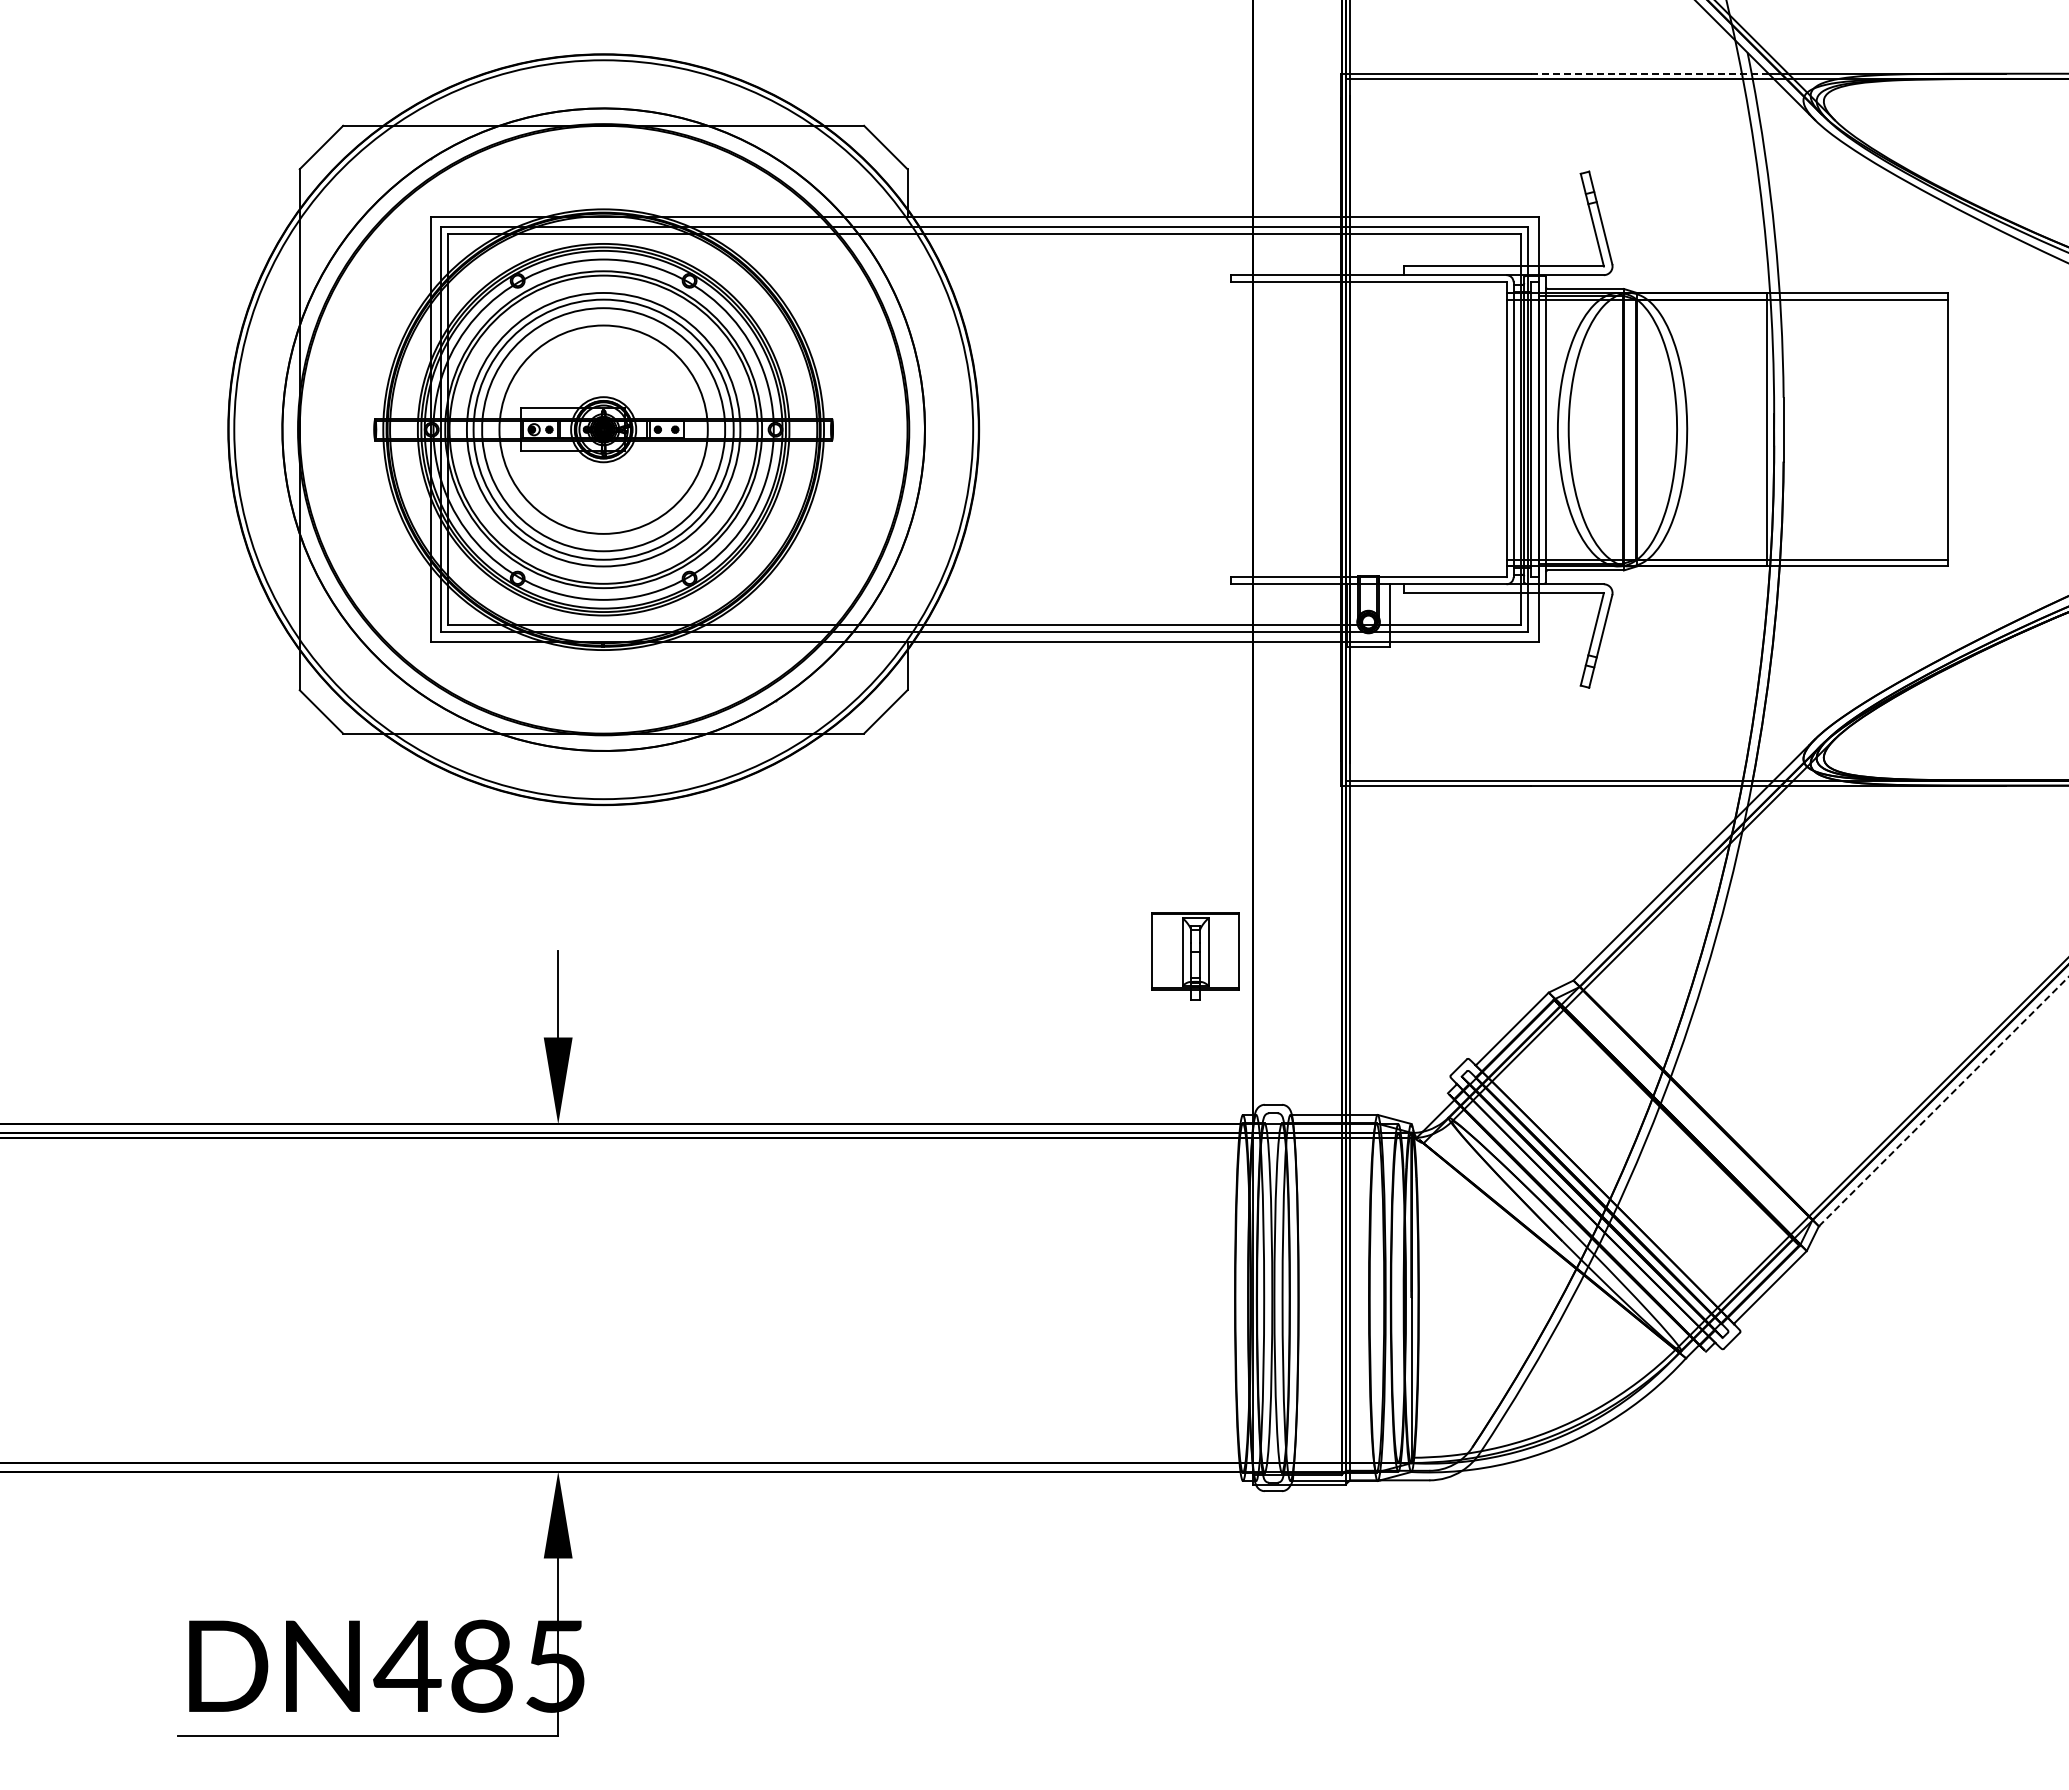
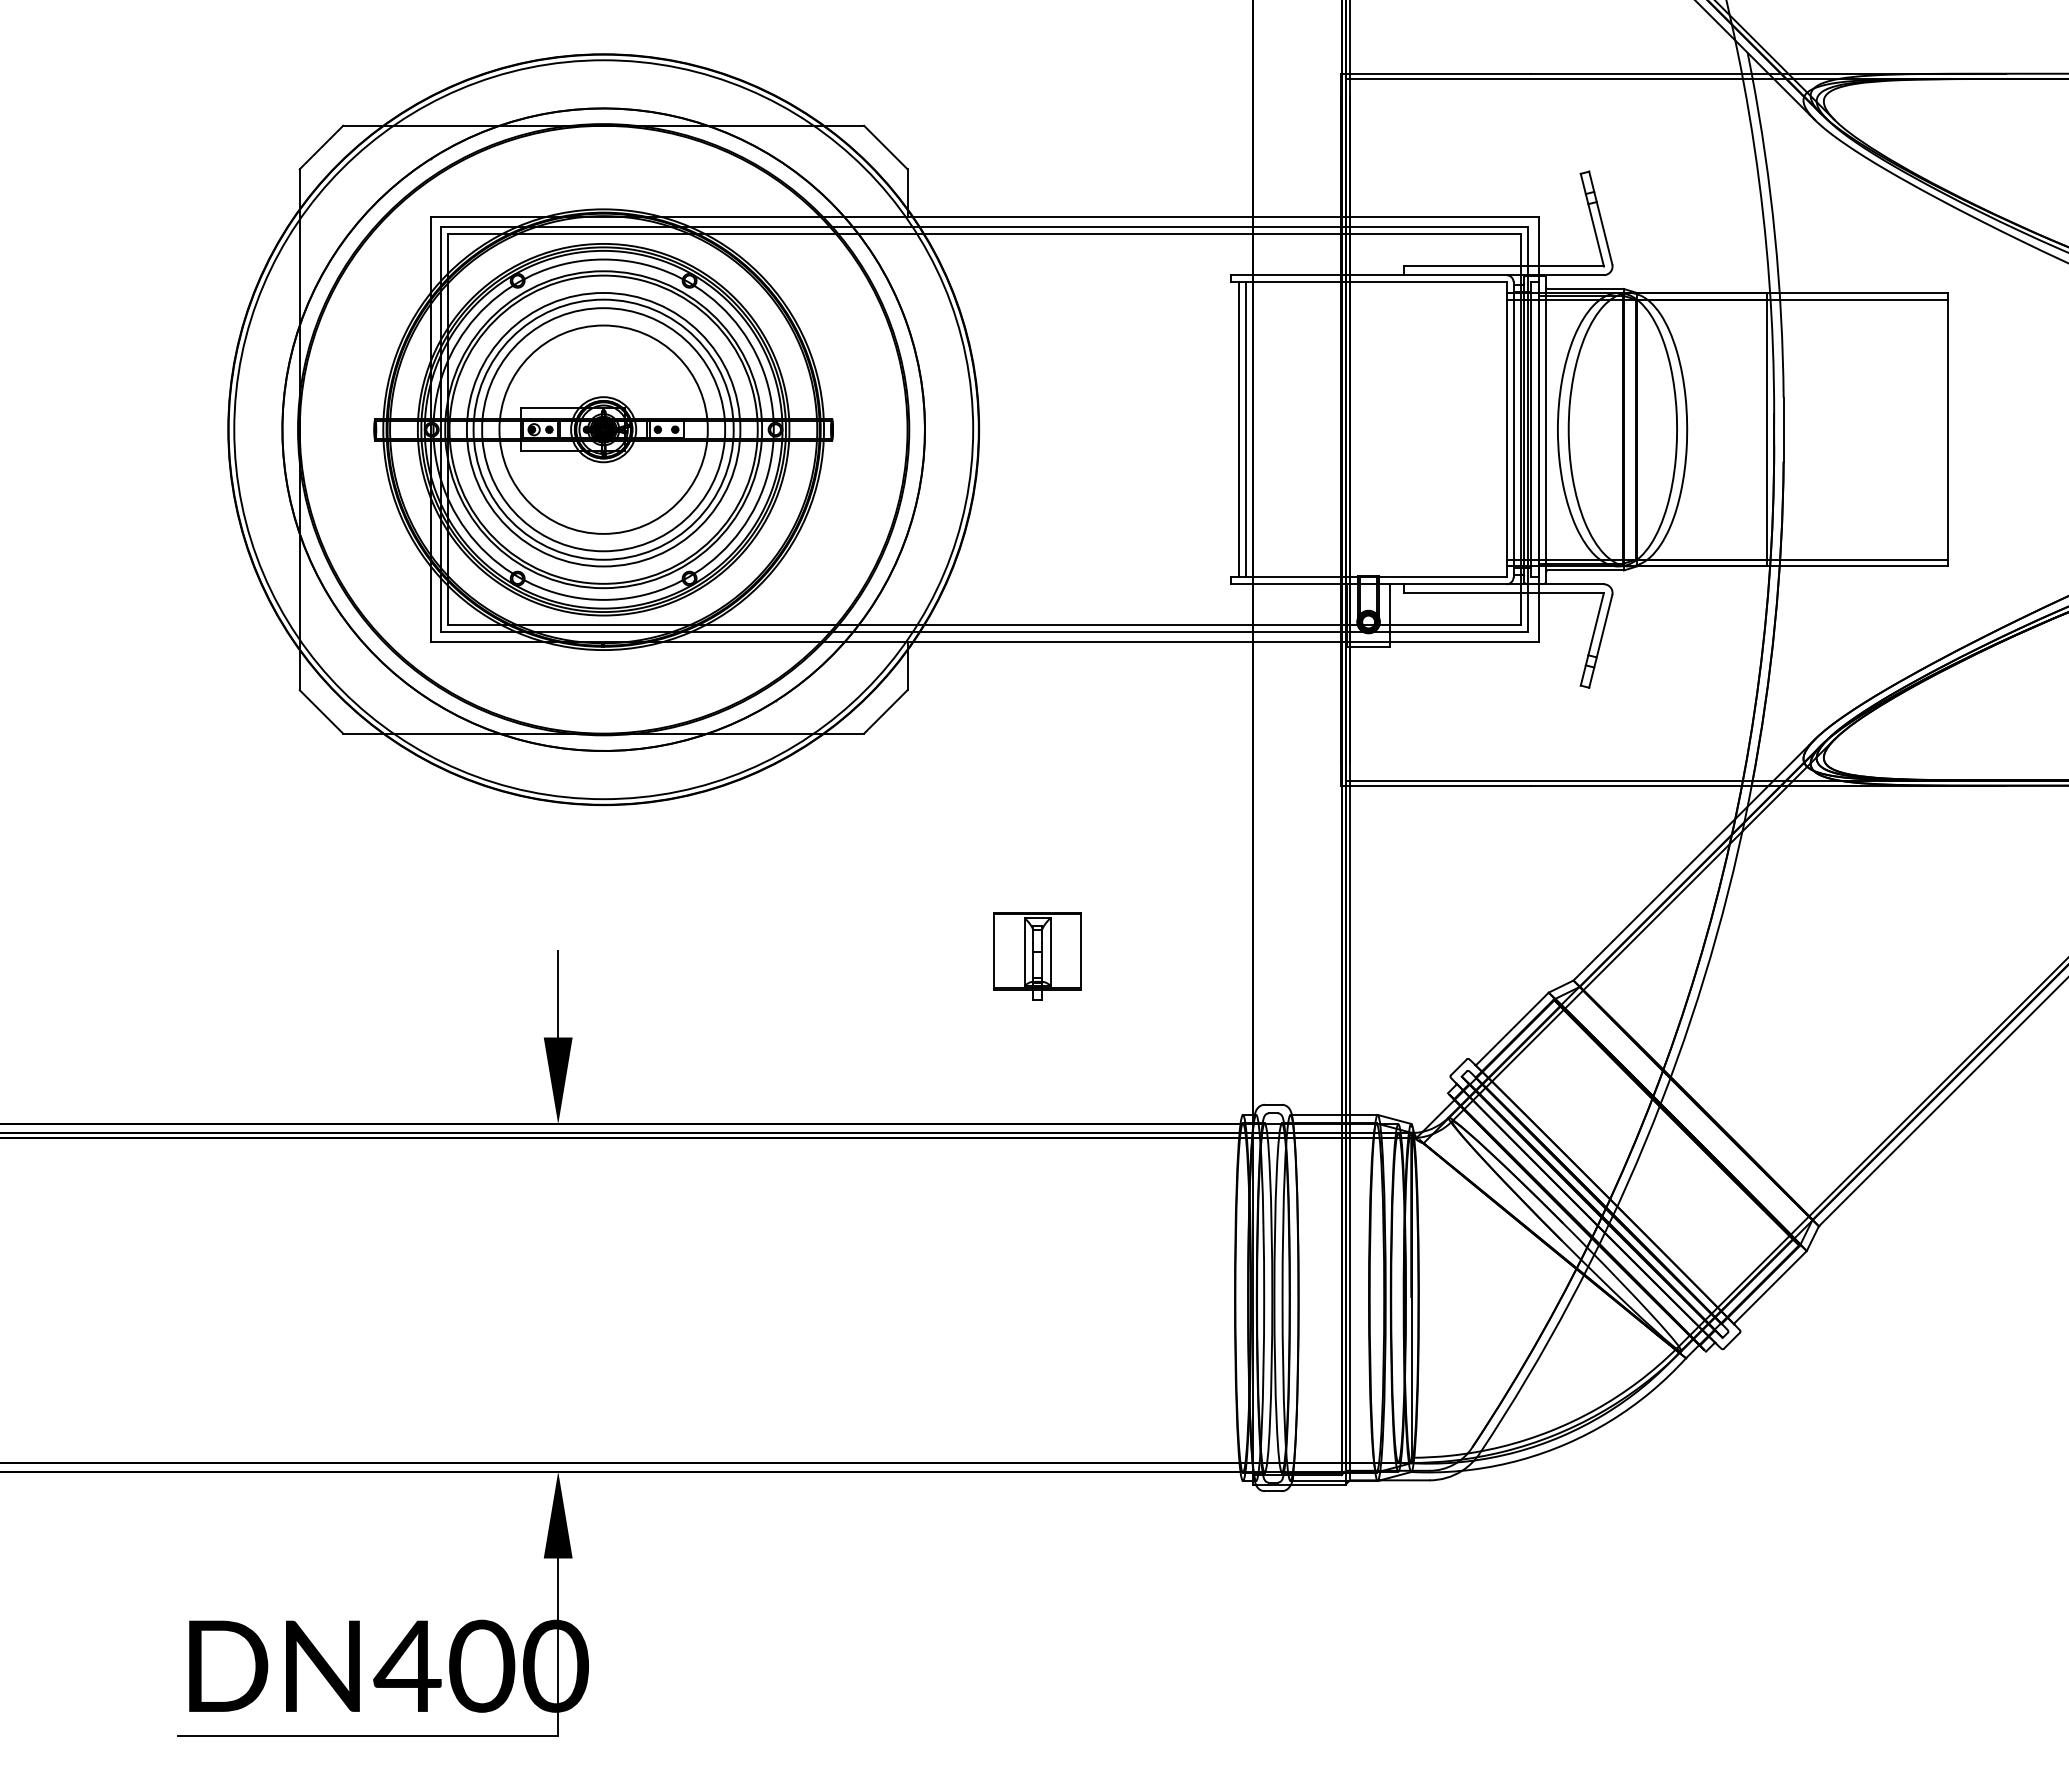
line: dashed -> solid (1649, 73)
line: none -> present (1239, 429)
line: none -> present (1246, 429)
part position: (1195, 956) -> (1037, 956) (1037, 956)
line: dashed -> solid (1943, 1101)
text: DN485 -> DN400 (518, 1665)
